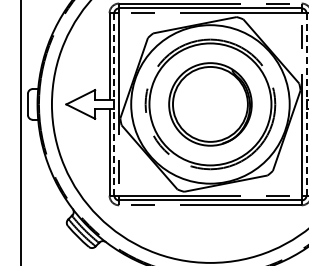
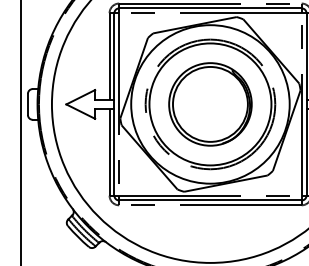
line: dashed -> solid (114, 103)
line: dashed -> solid (306, 104)
